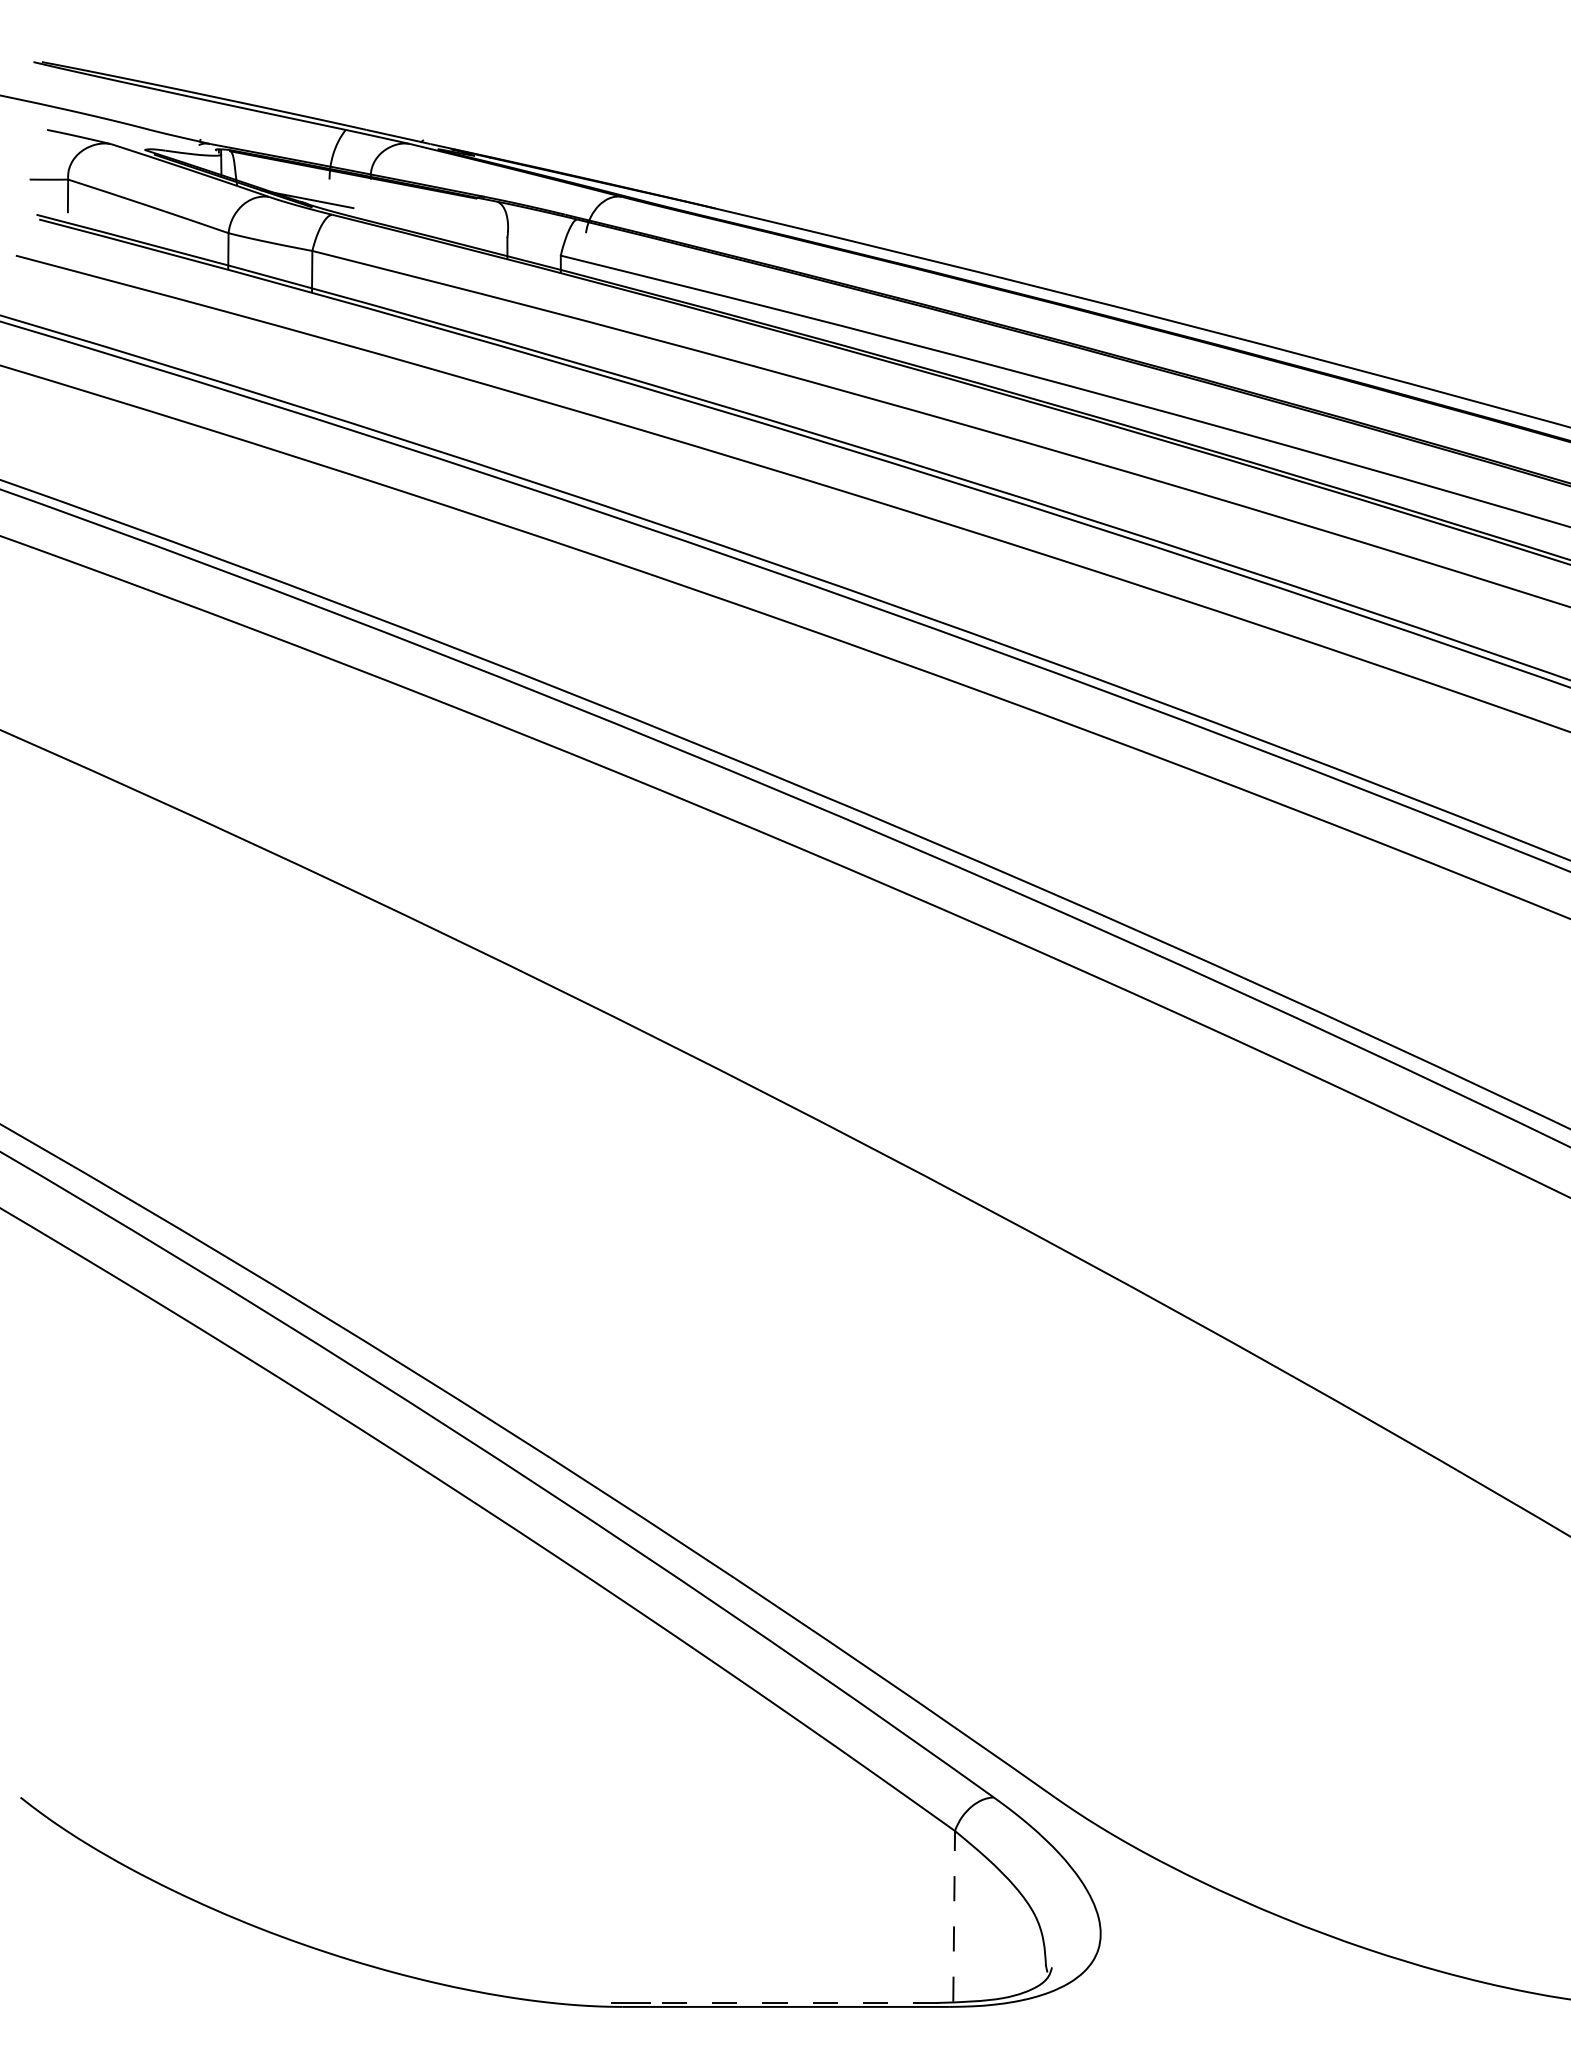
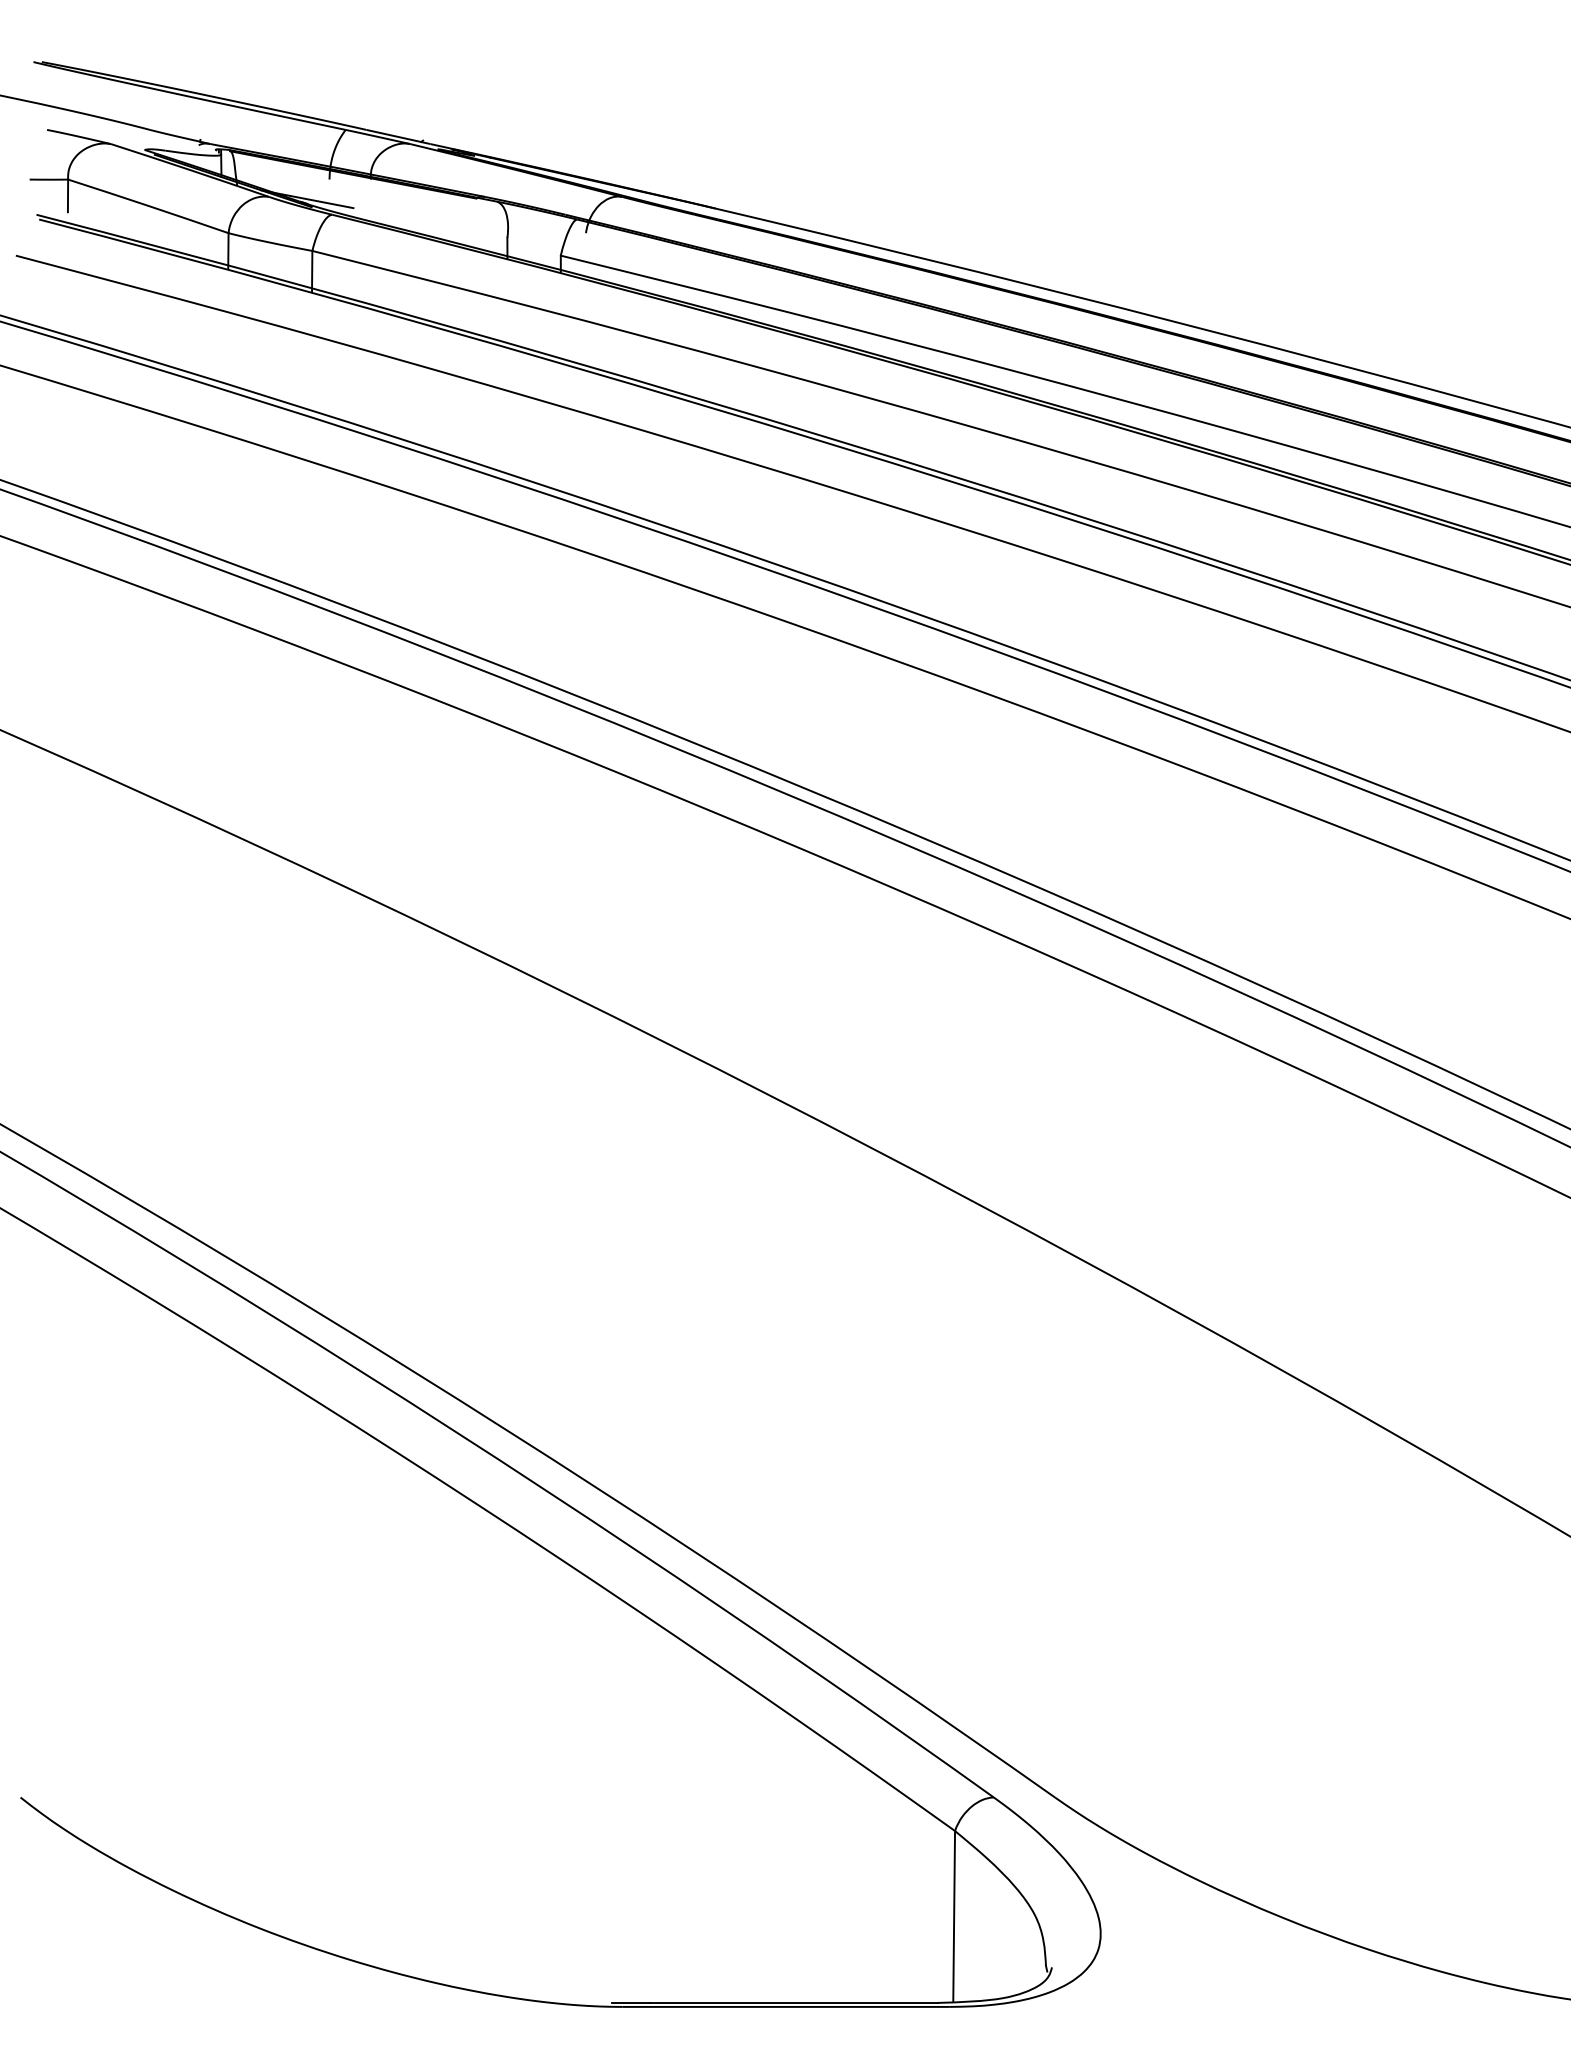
line: dashed -> solid (954, 1915)
line: dashed -> solid (793, 2002)
